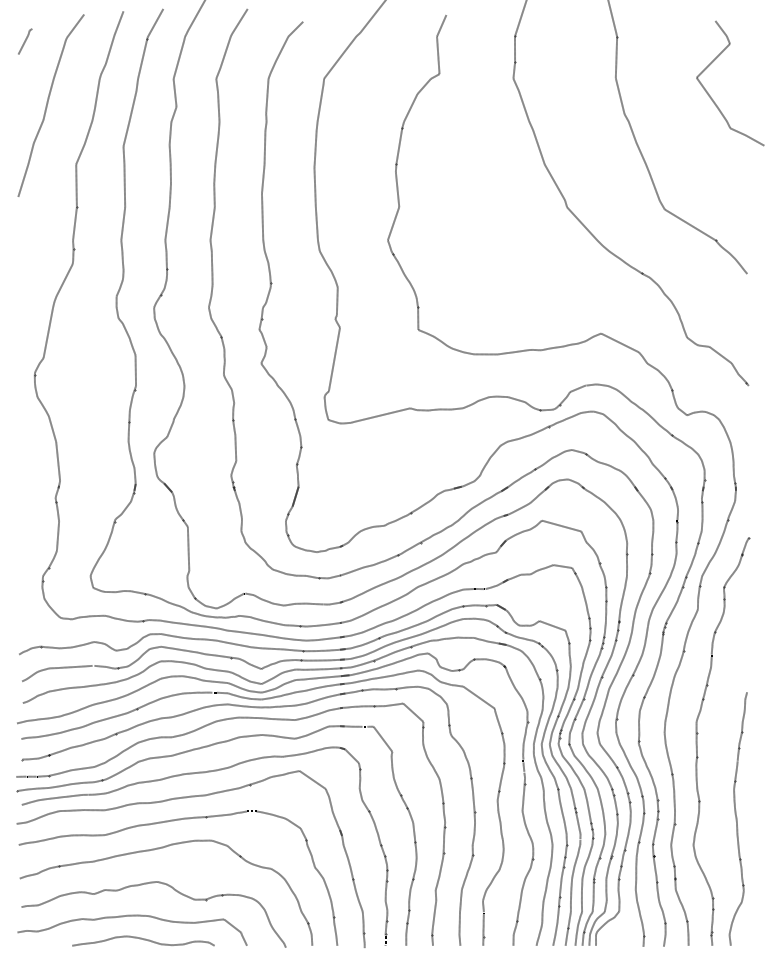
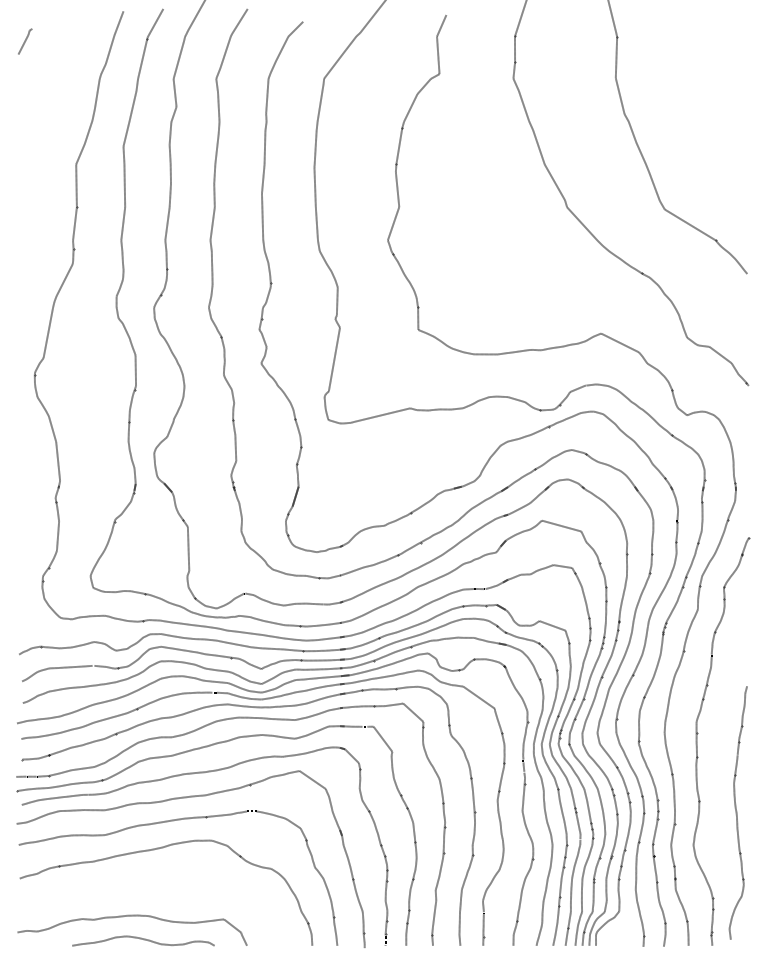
curve: present -> none (710, 95)
curve: present -> none (48, 103)
curve position: (737, 818) -> (737, 812) (737, 812)
curve: present -> none (147, 884)
